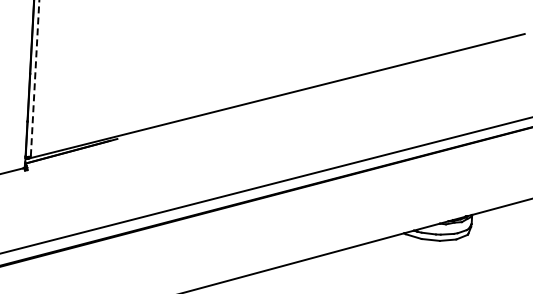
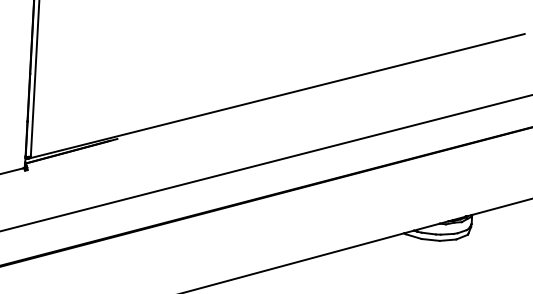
line: dashed -> solid (35, 78)
line position: (265, 185) -> (265, 162) (265, 162)
